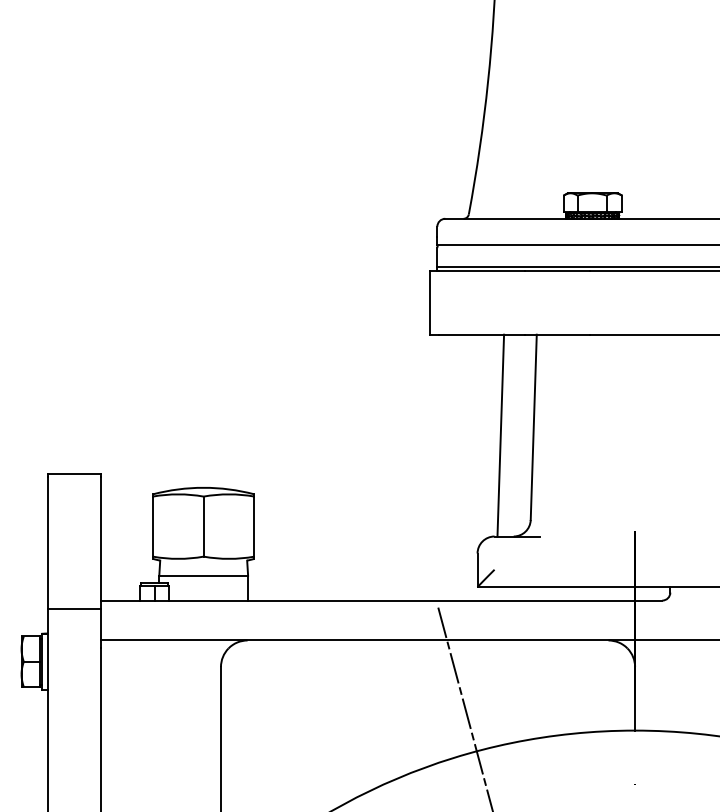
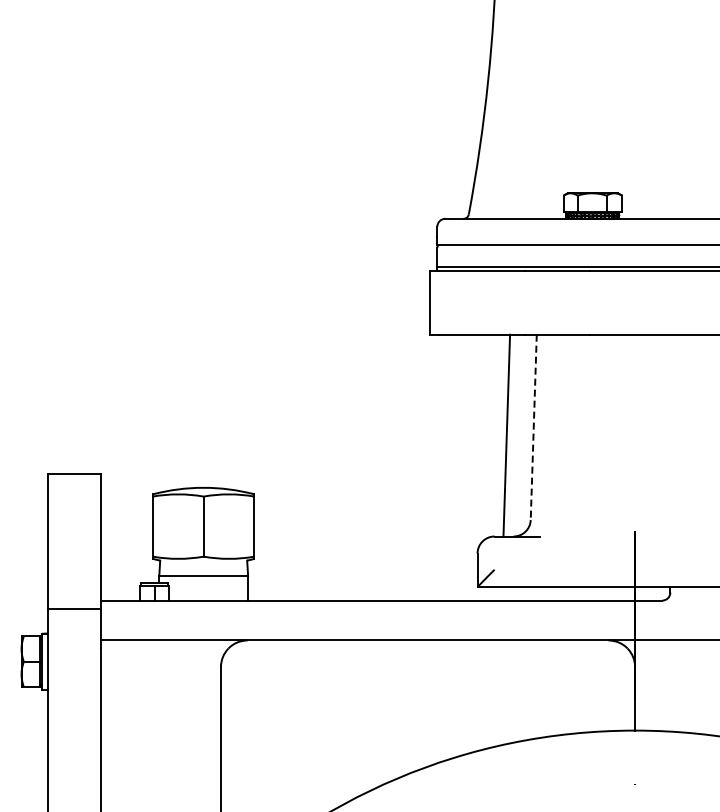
line: solid -> dashed (533, 427)
line position: (500, 435) -> (506, 435) (506, 435)
line: present -> none (465, 707)
